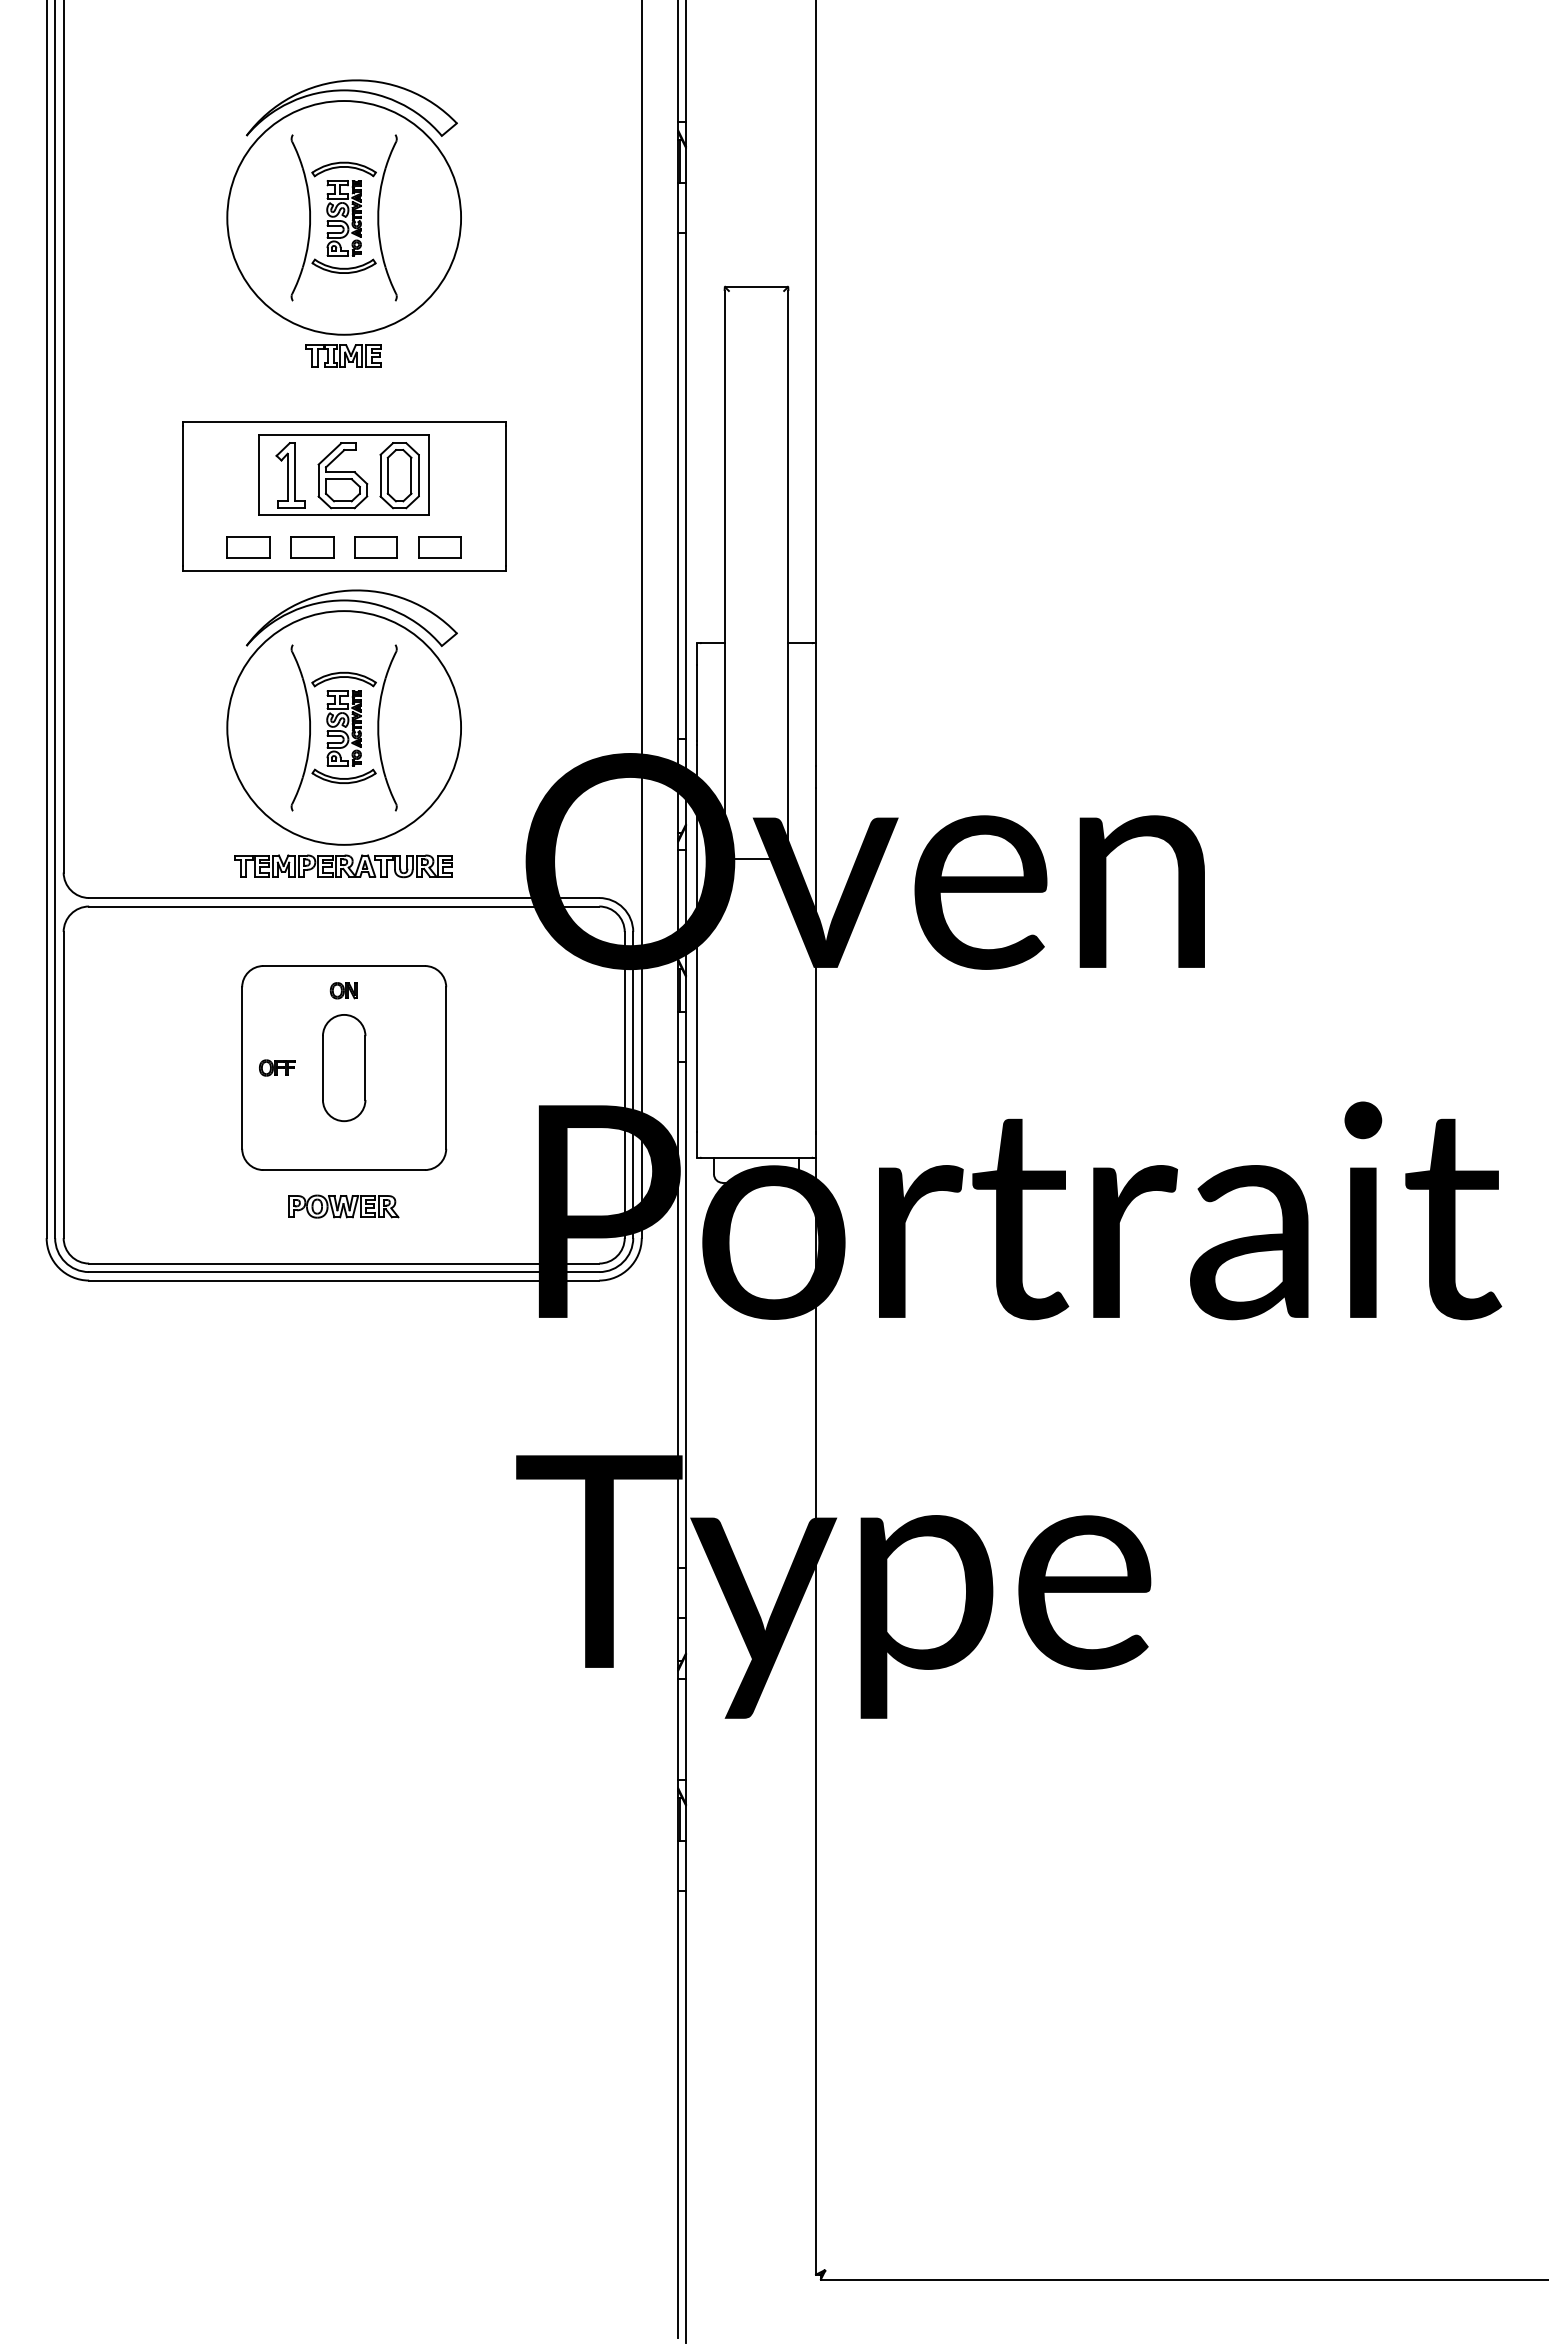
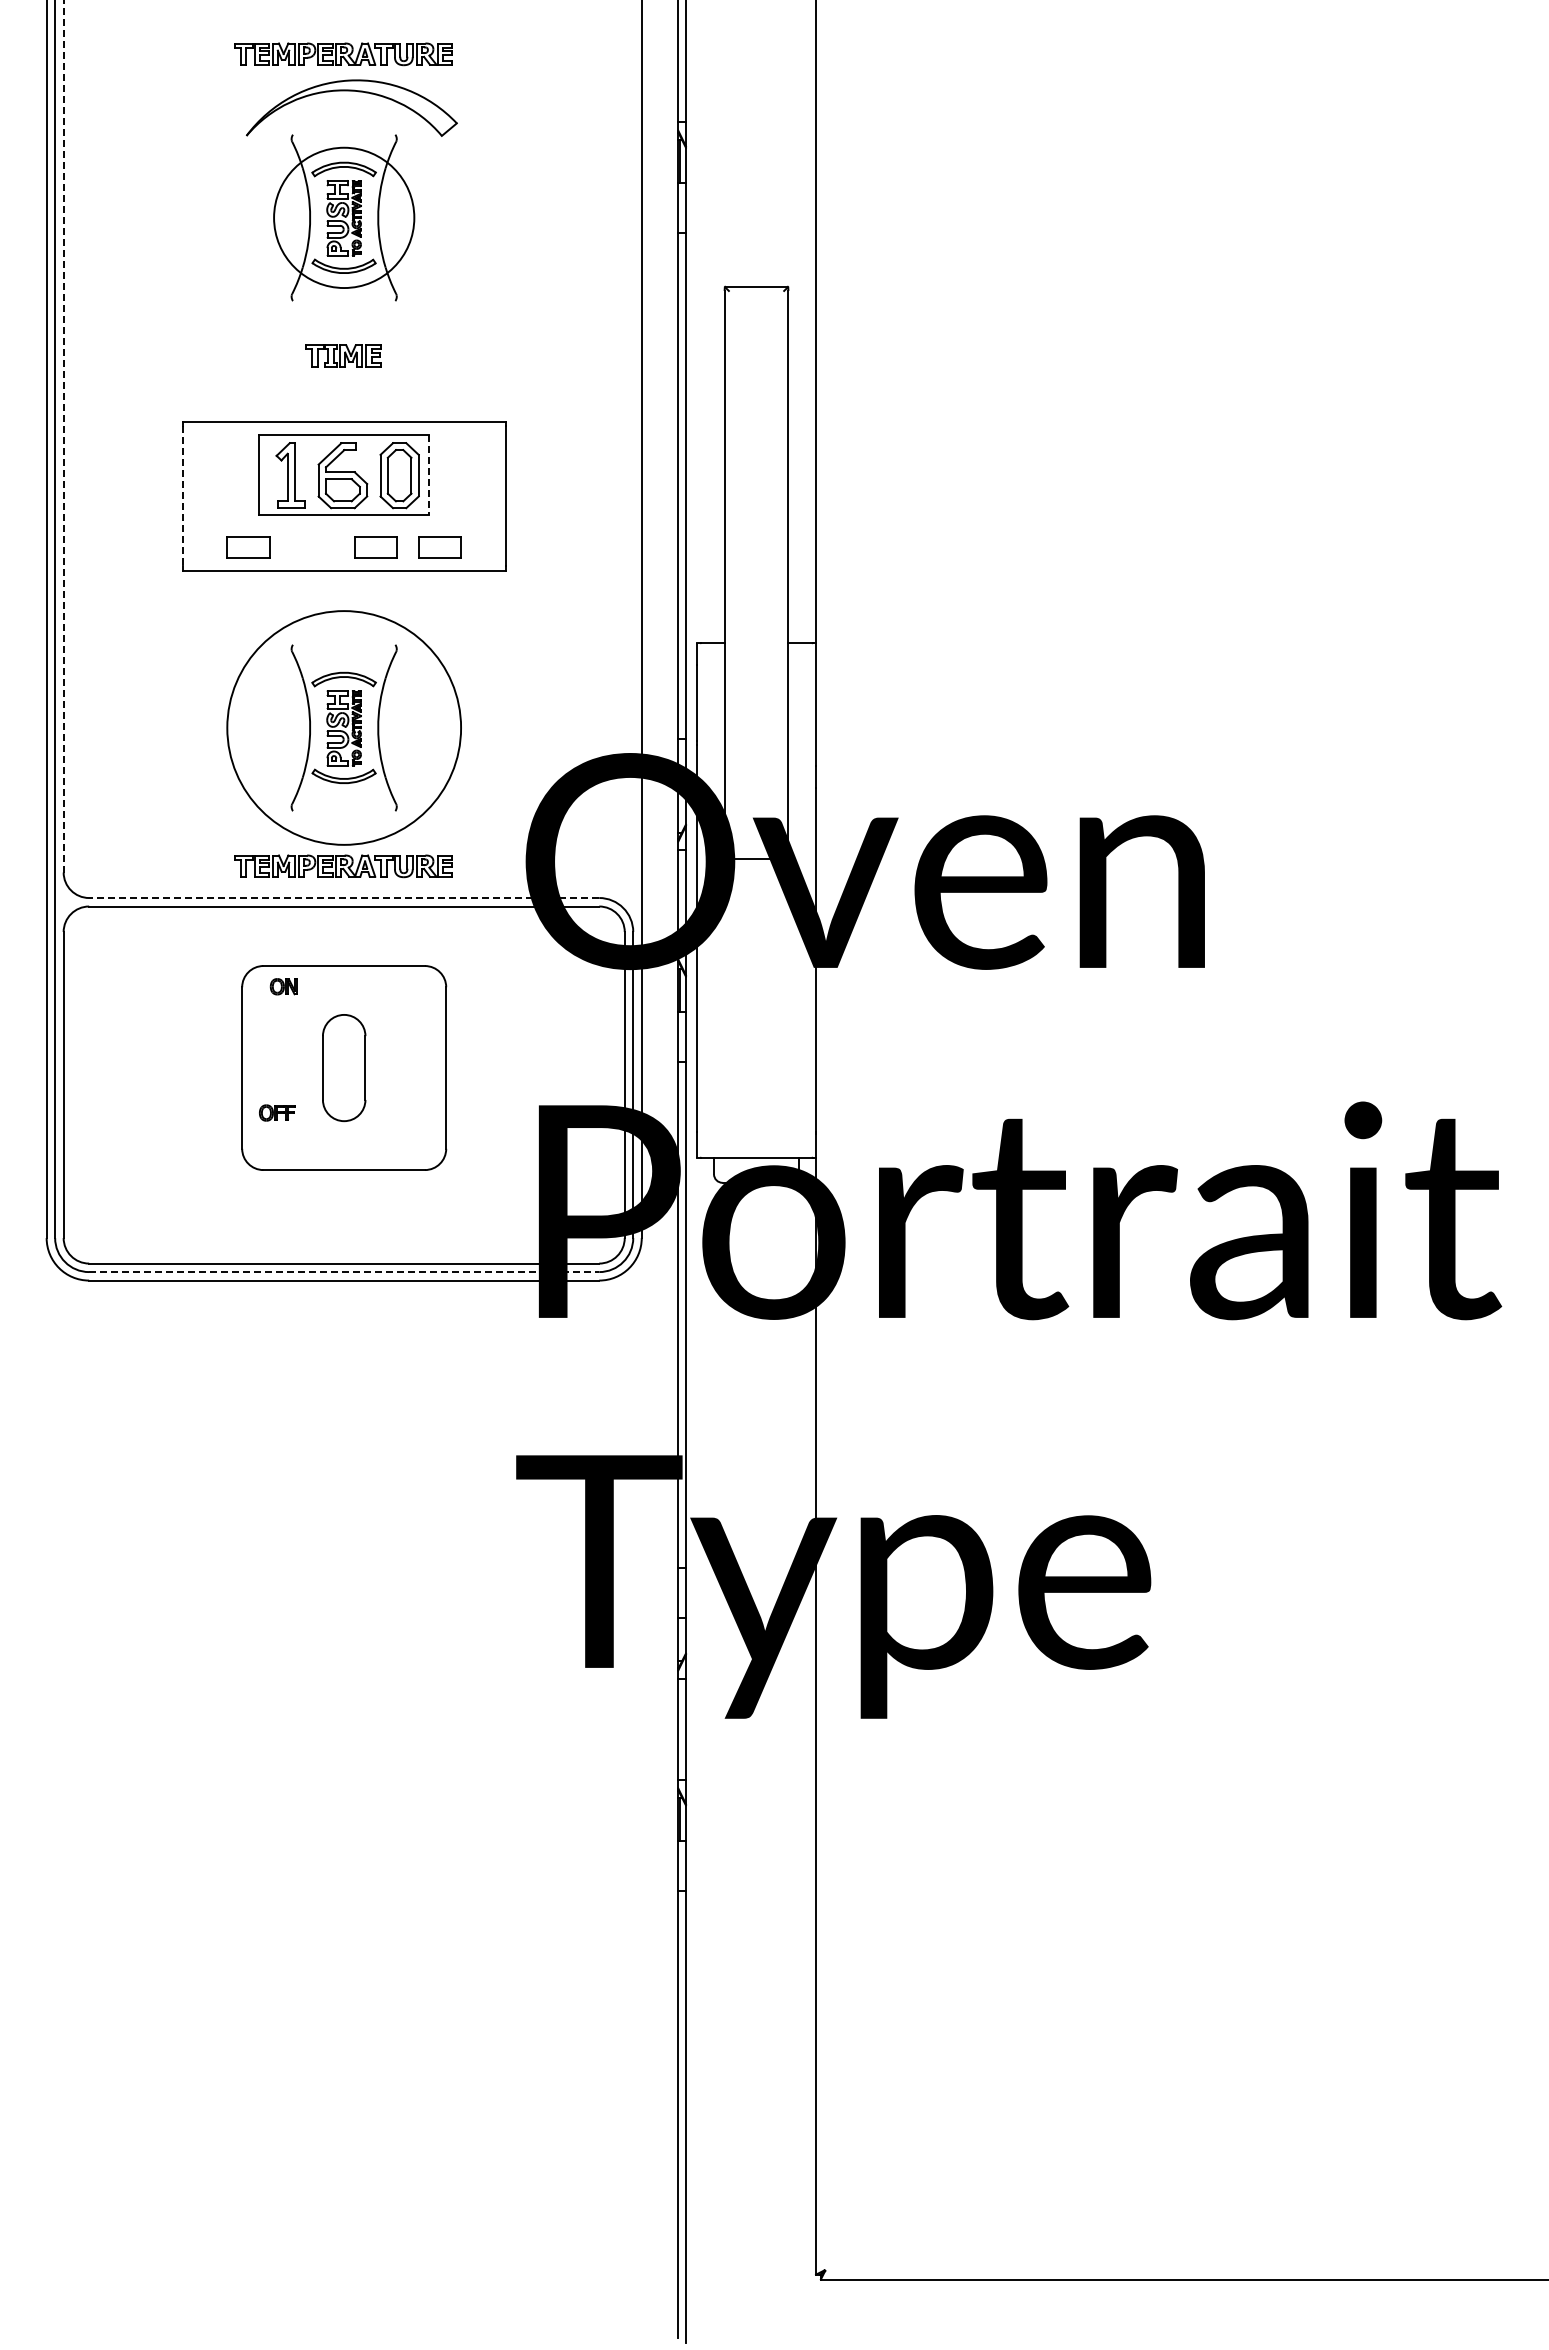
part: none -> present (343, 54)
circle diameter: 234 px -> 140 px (344, 217)
line: solid -> dashed (63, 436)
line: solid -> dashed (429, 475)
line: solid -> dashed (182, 496)
part: present -> none (312, 547)
part: present -> none (351, 601)
line: solid -> dashed (343, 898)
part position: (343, 990) -> (283, 986) (283, 986)
part position: (277, 1067) -> (277, 1112) (277, 1112)
part: present -> none (343, 1206)
line: solid -> dashed (344, 1272)
